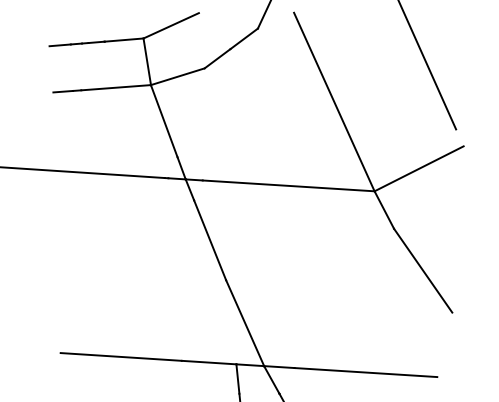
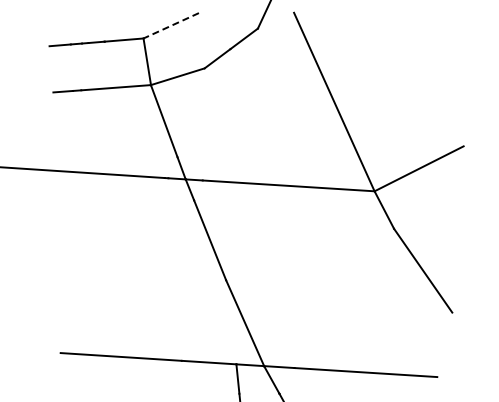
line: solid -> dashed (170, 26)
line: present -> none (427, 65)
